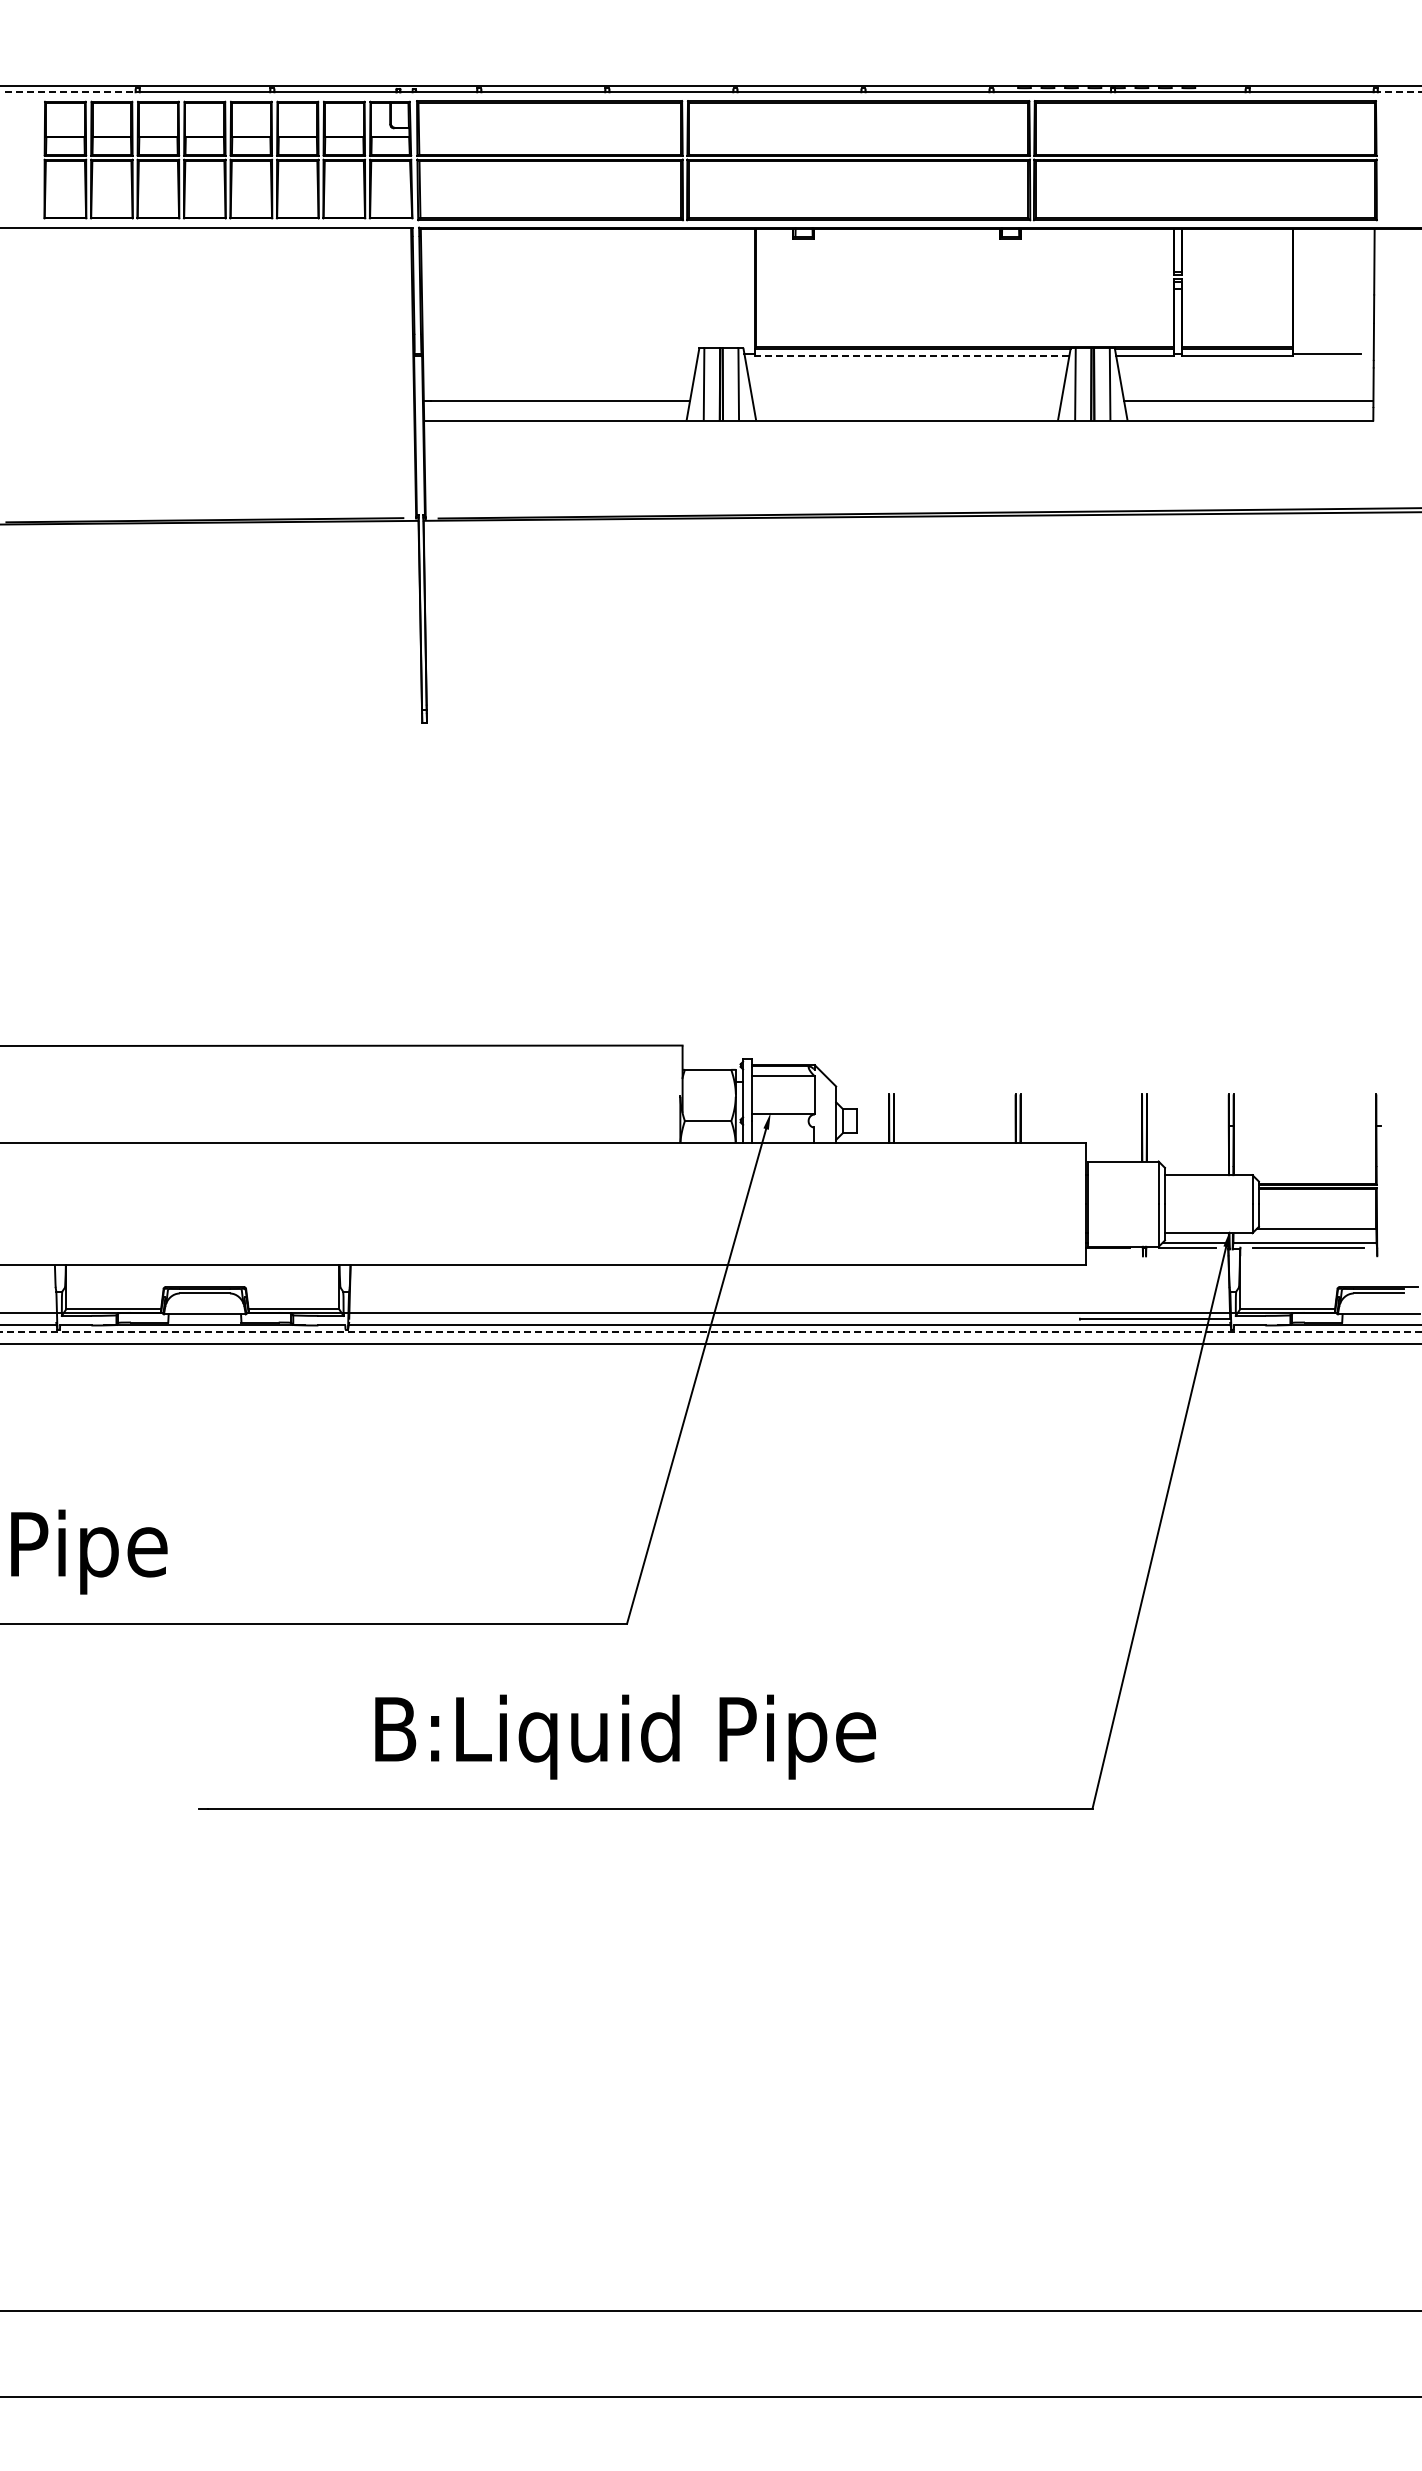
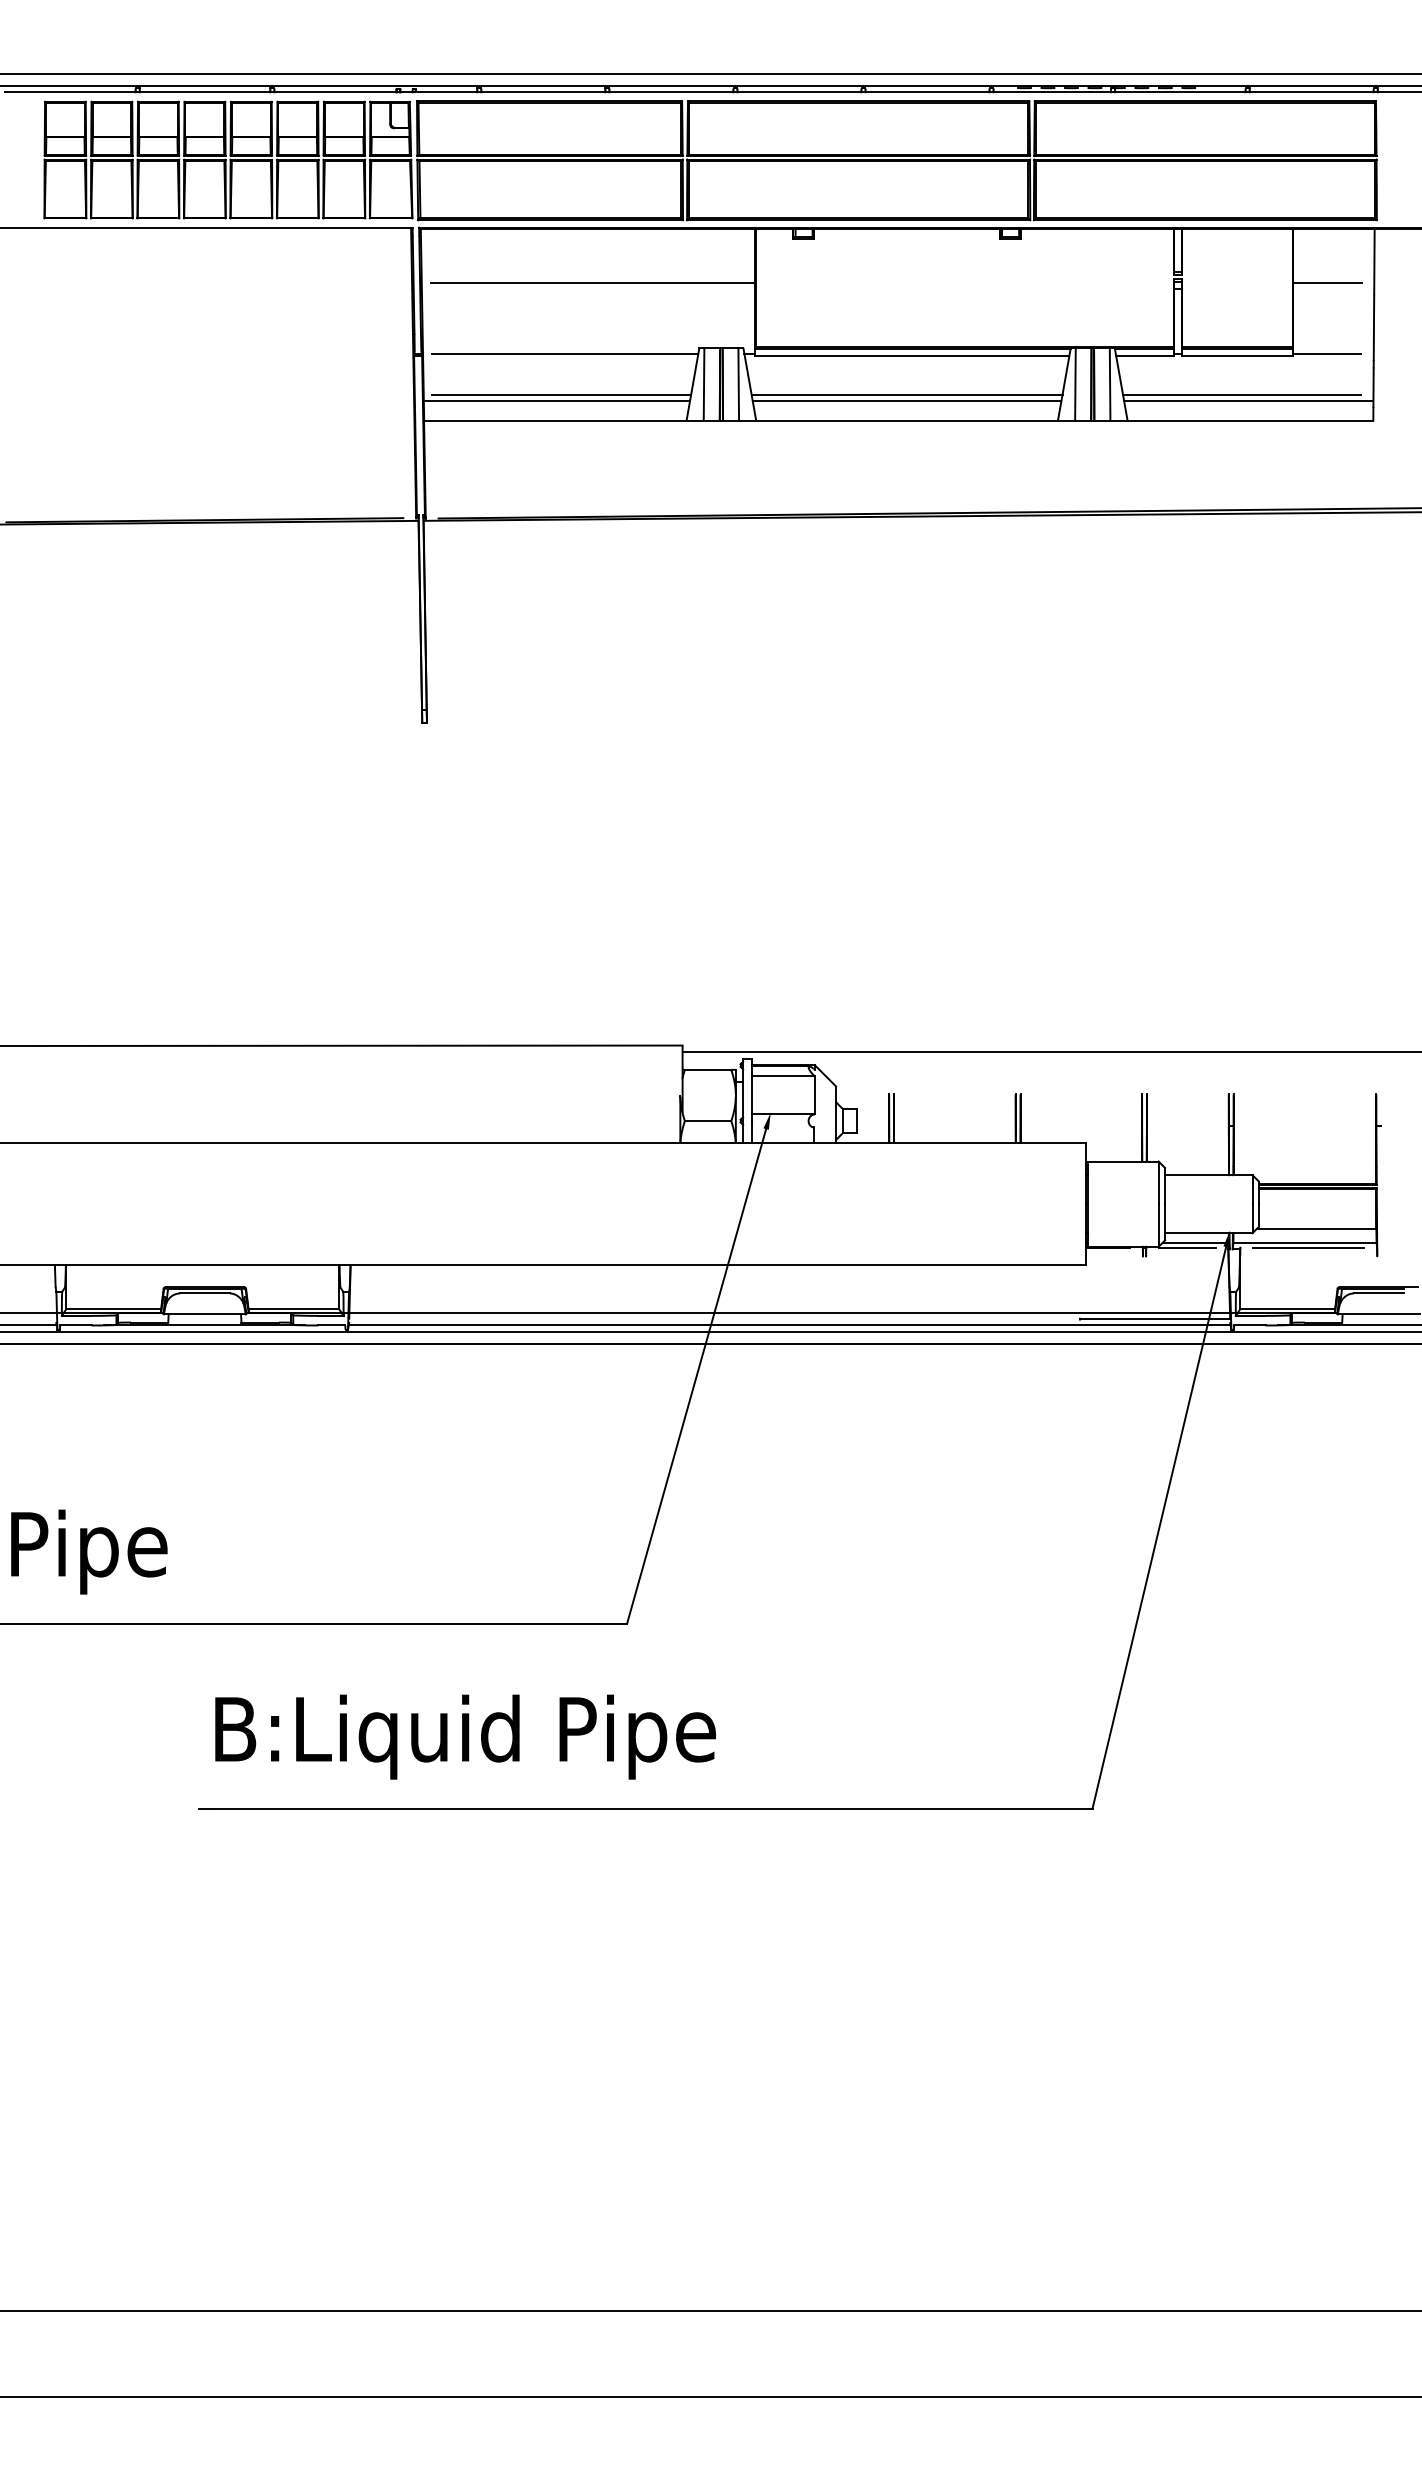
line: none -> present (710, 74)
line: dashed -> solid (70, 92)
line: dashed -> solid (1399, 92)
line: none -> present (593, 282)
line: none -> present (1327, 282)
line: none -> present (564, 353)
line: dashed -> solid (912, 356)
line: none -> present (561, 394)
line: none -> present (906, 394)
line: none -> present (1241, 394)
line: none -> present (906, 401)
line: none -> present (1050, 1051)
line: dashed -> solid (710, 1332)
text position: (625, 1736) -> (465, 1736) (465, 1736)
